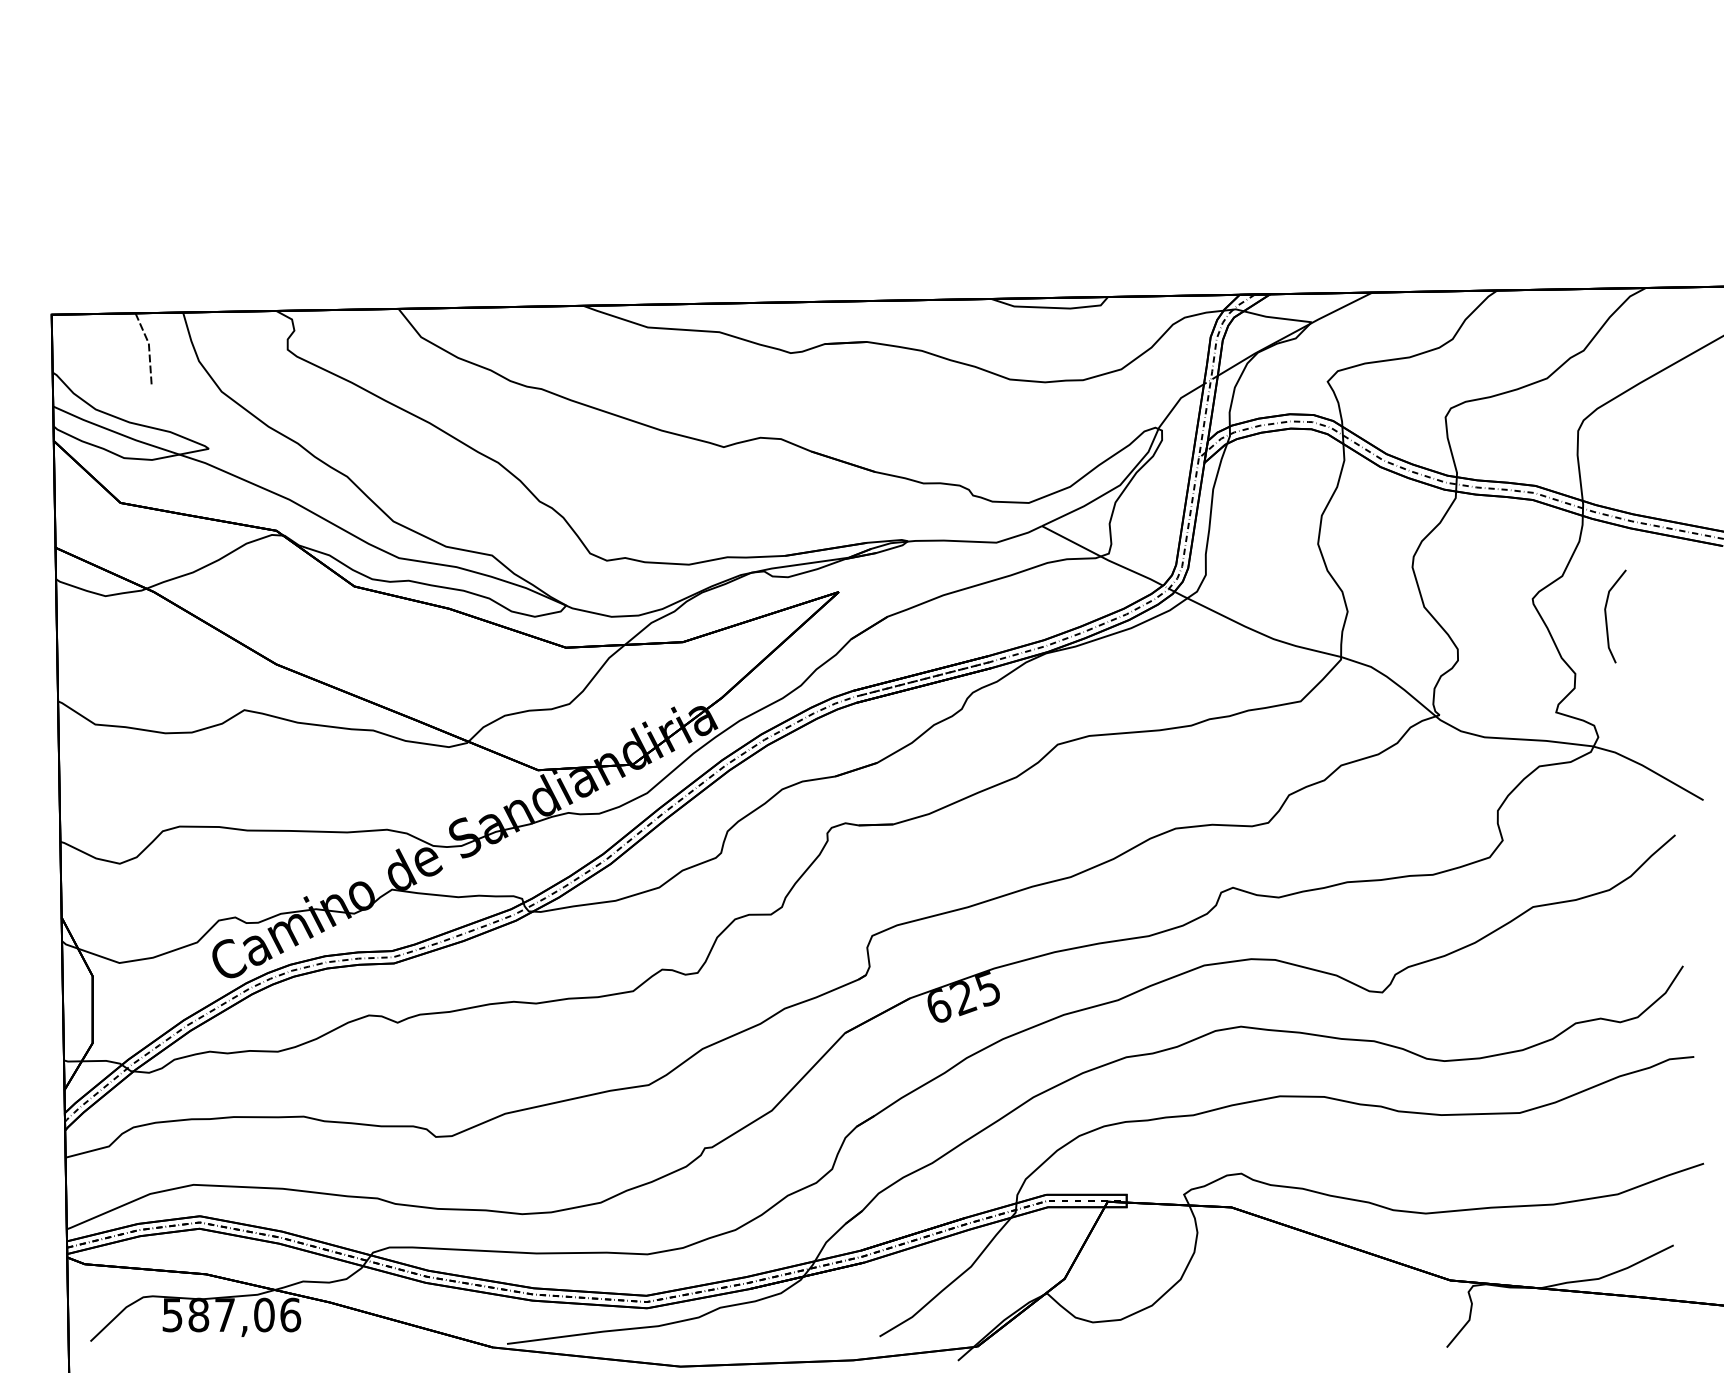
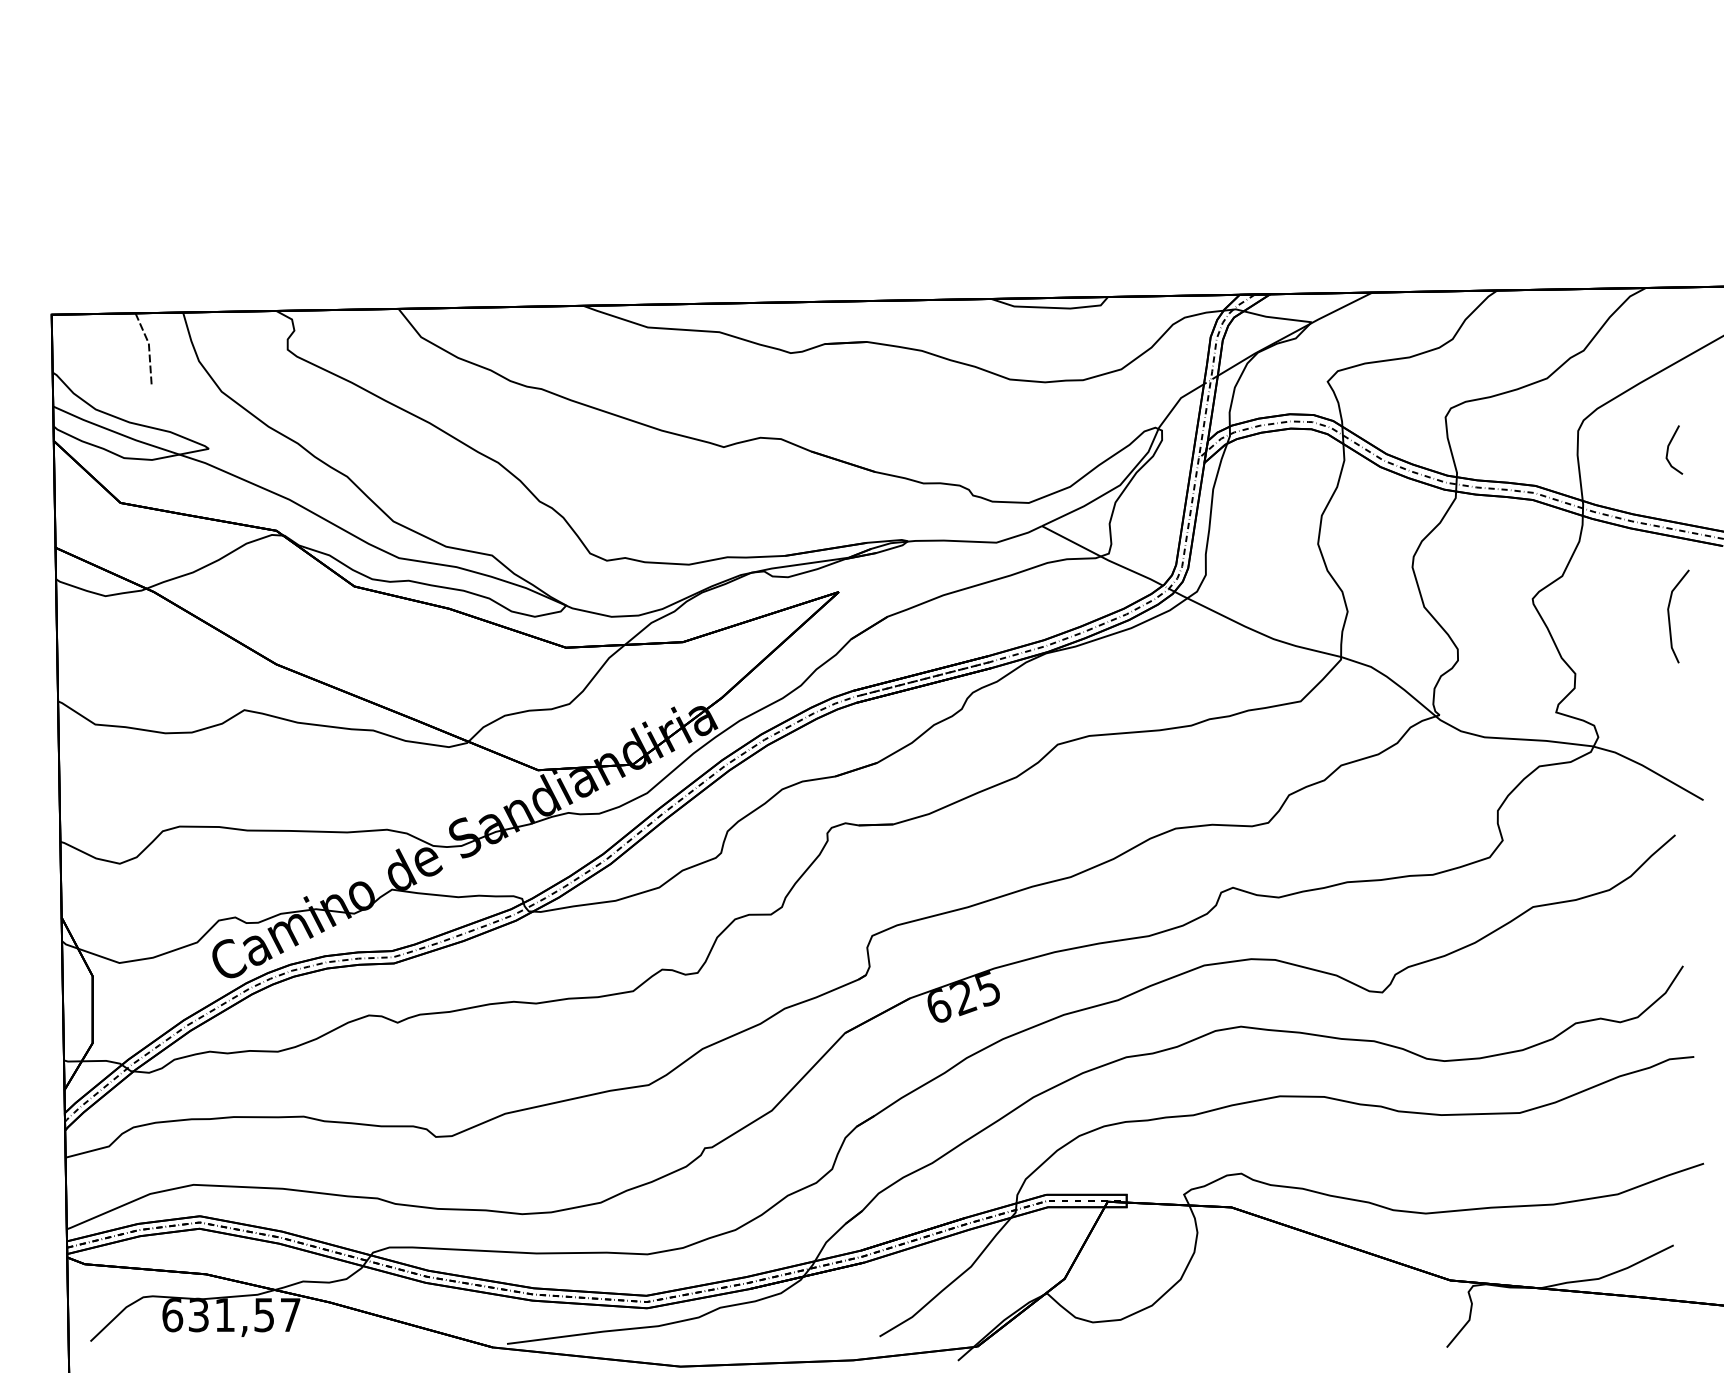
line: none -> present (1669, 446)
line position: (1607, 620) -> (1670, 620) (1670, 620)
text: 587,06 -> 631,57 (231, 1314)
